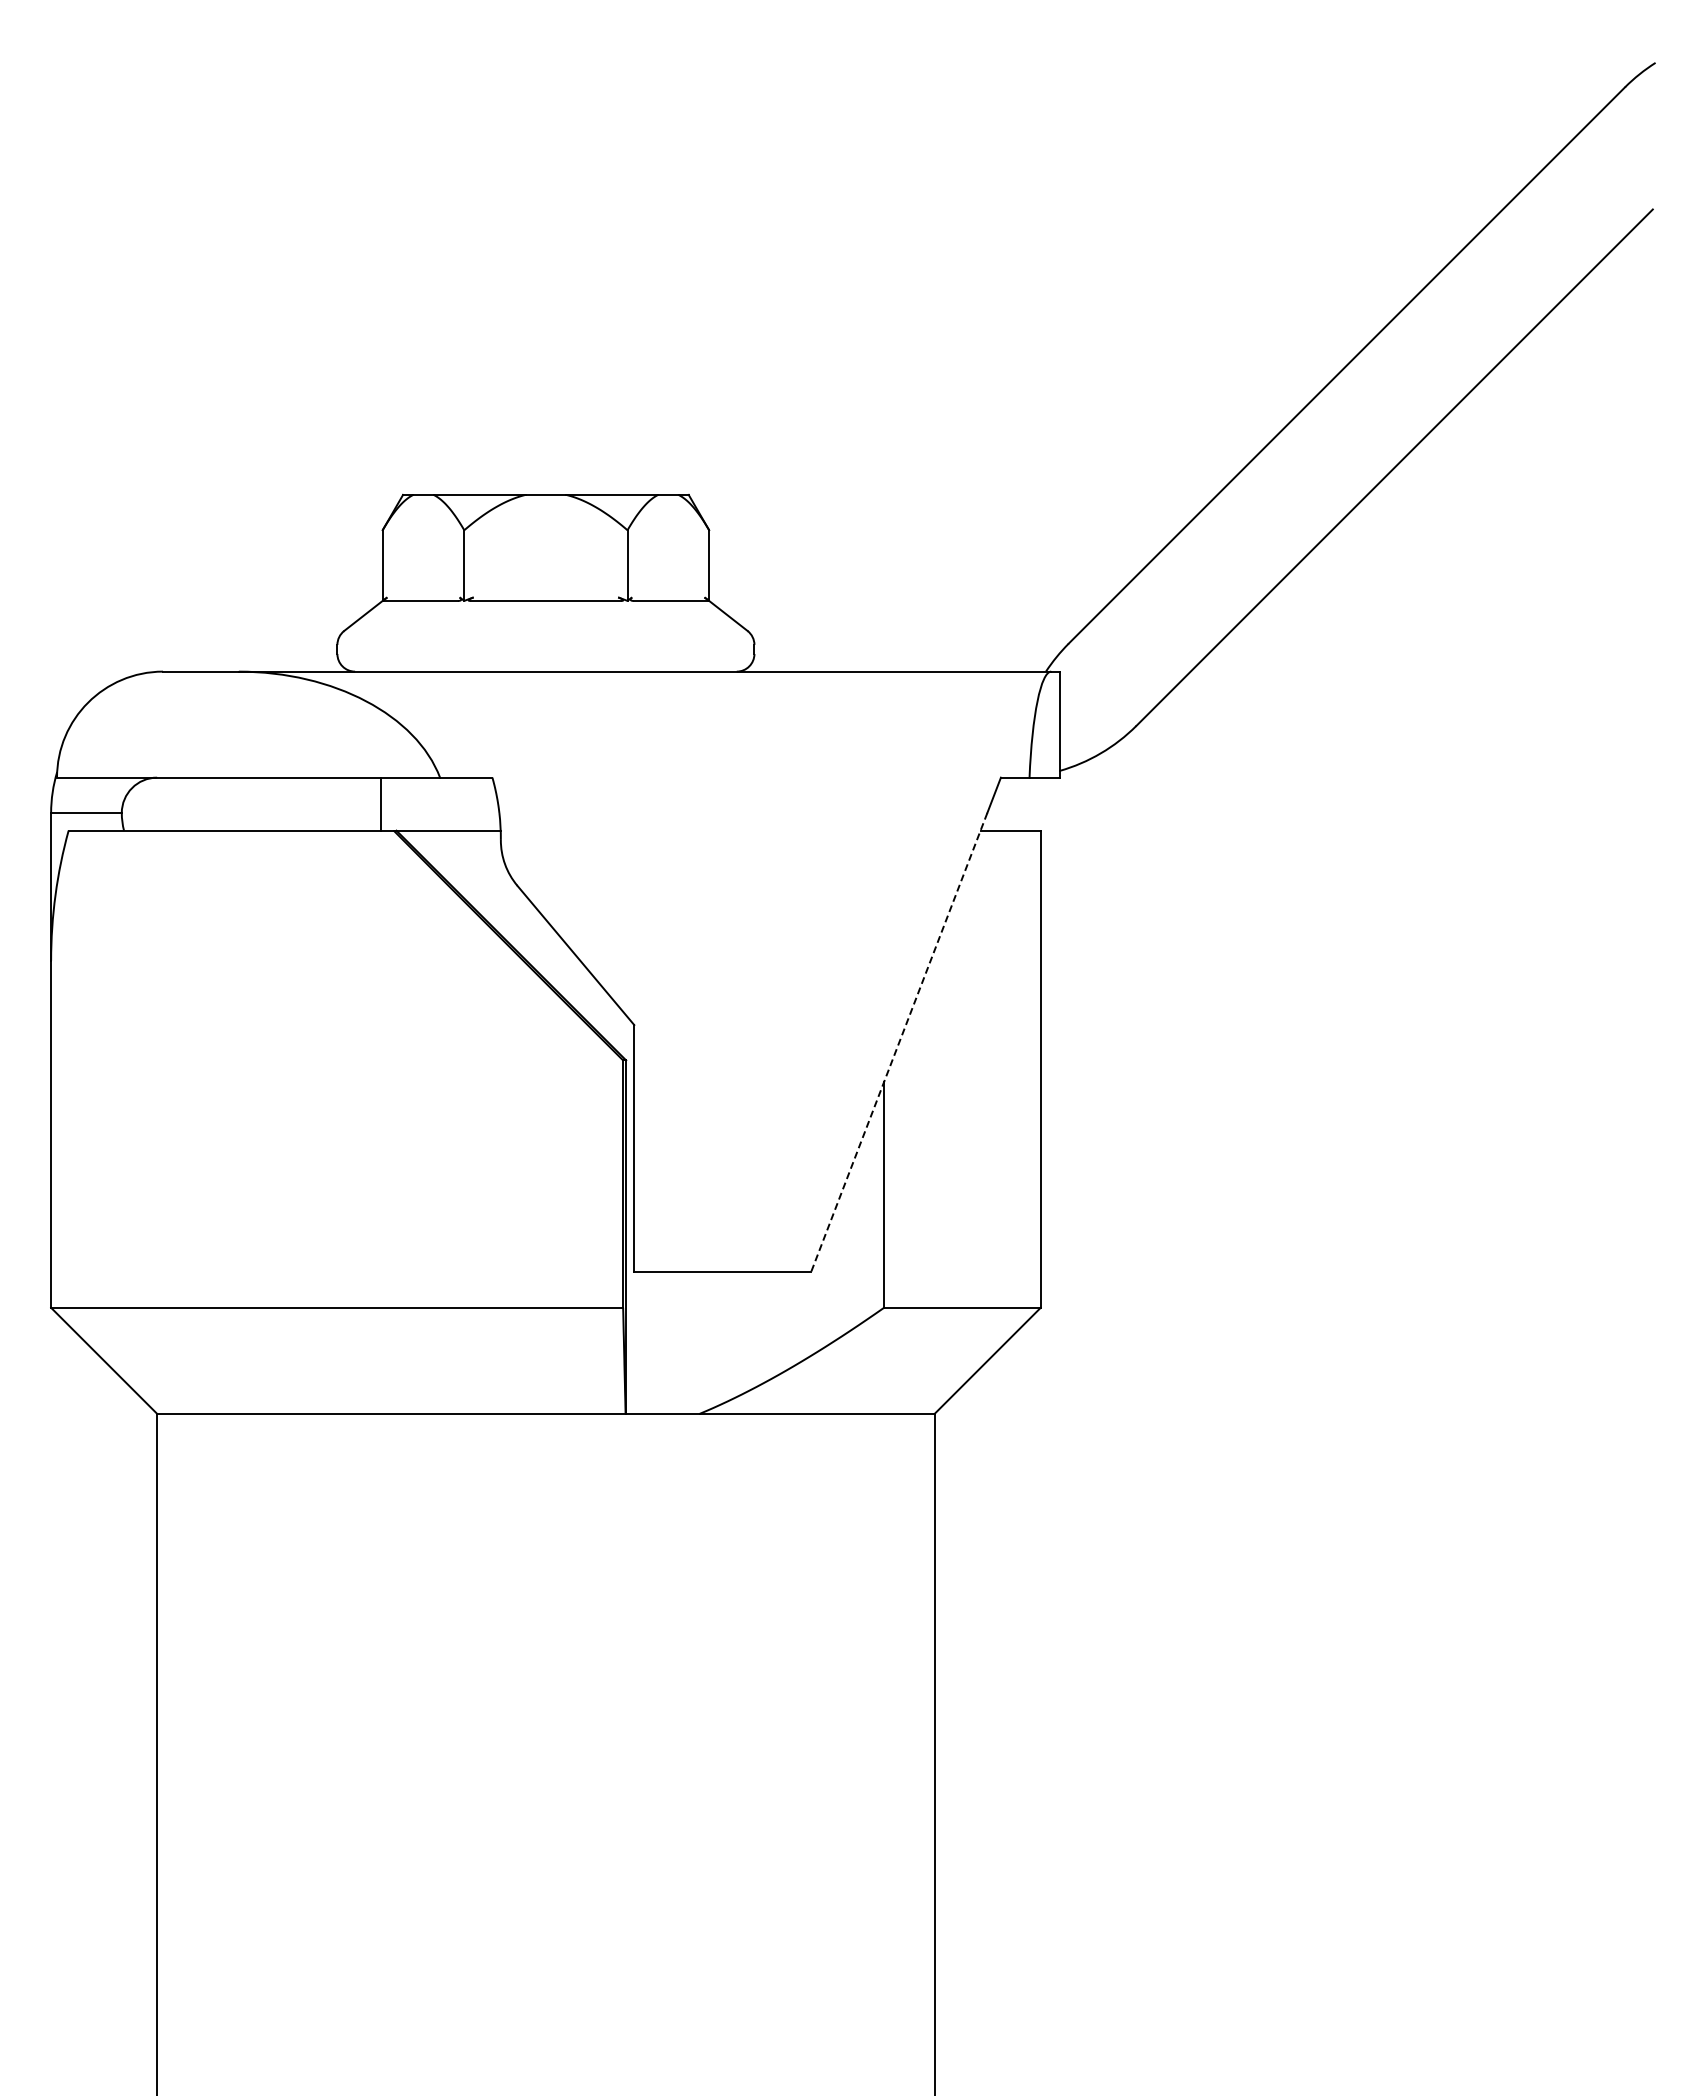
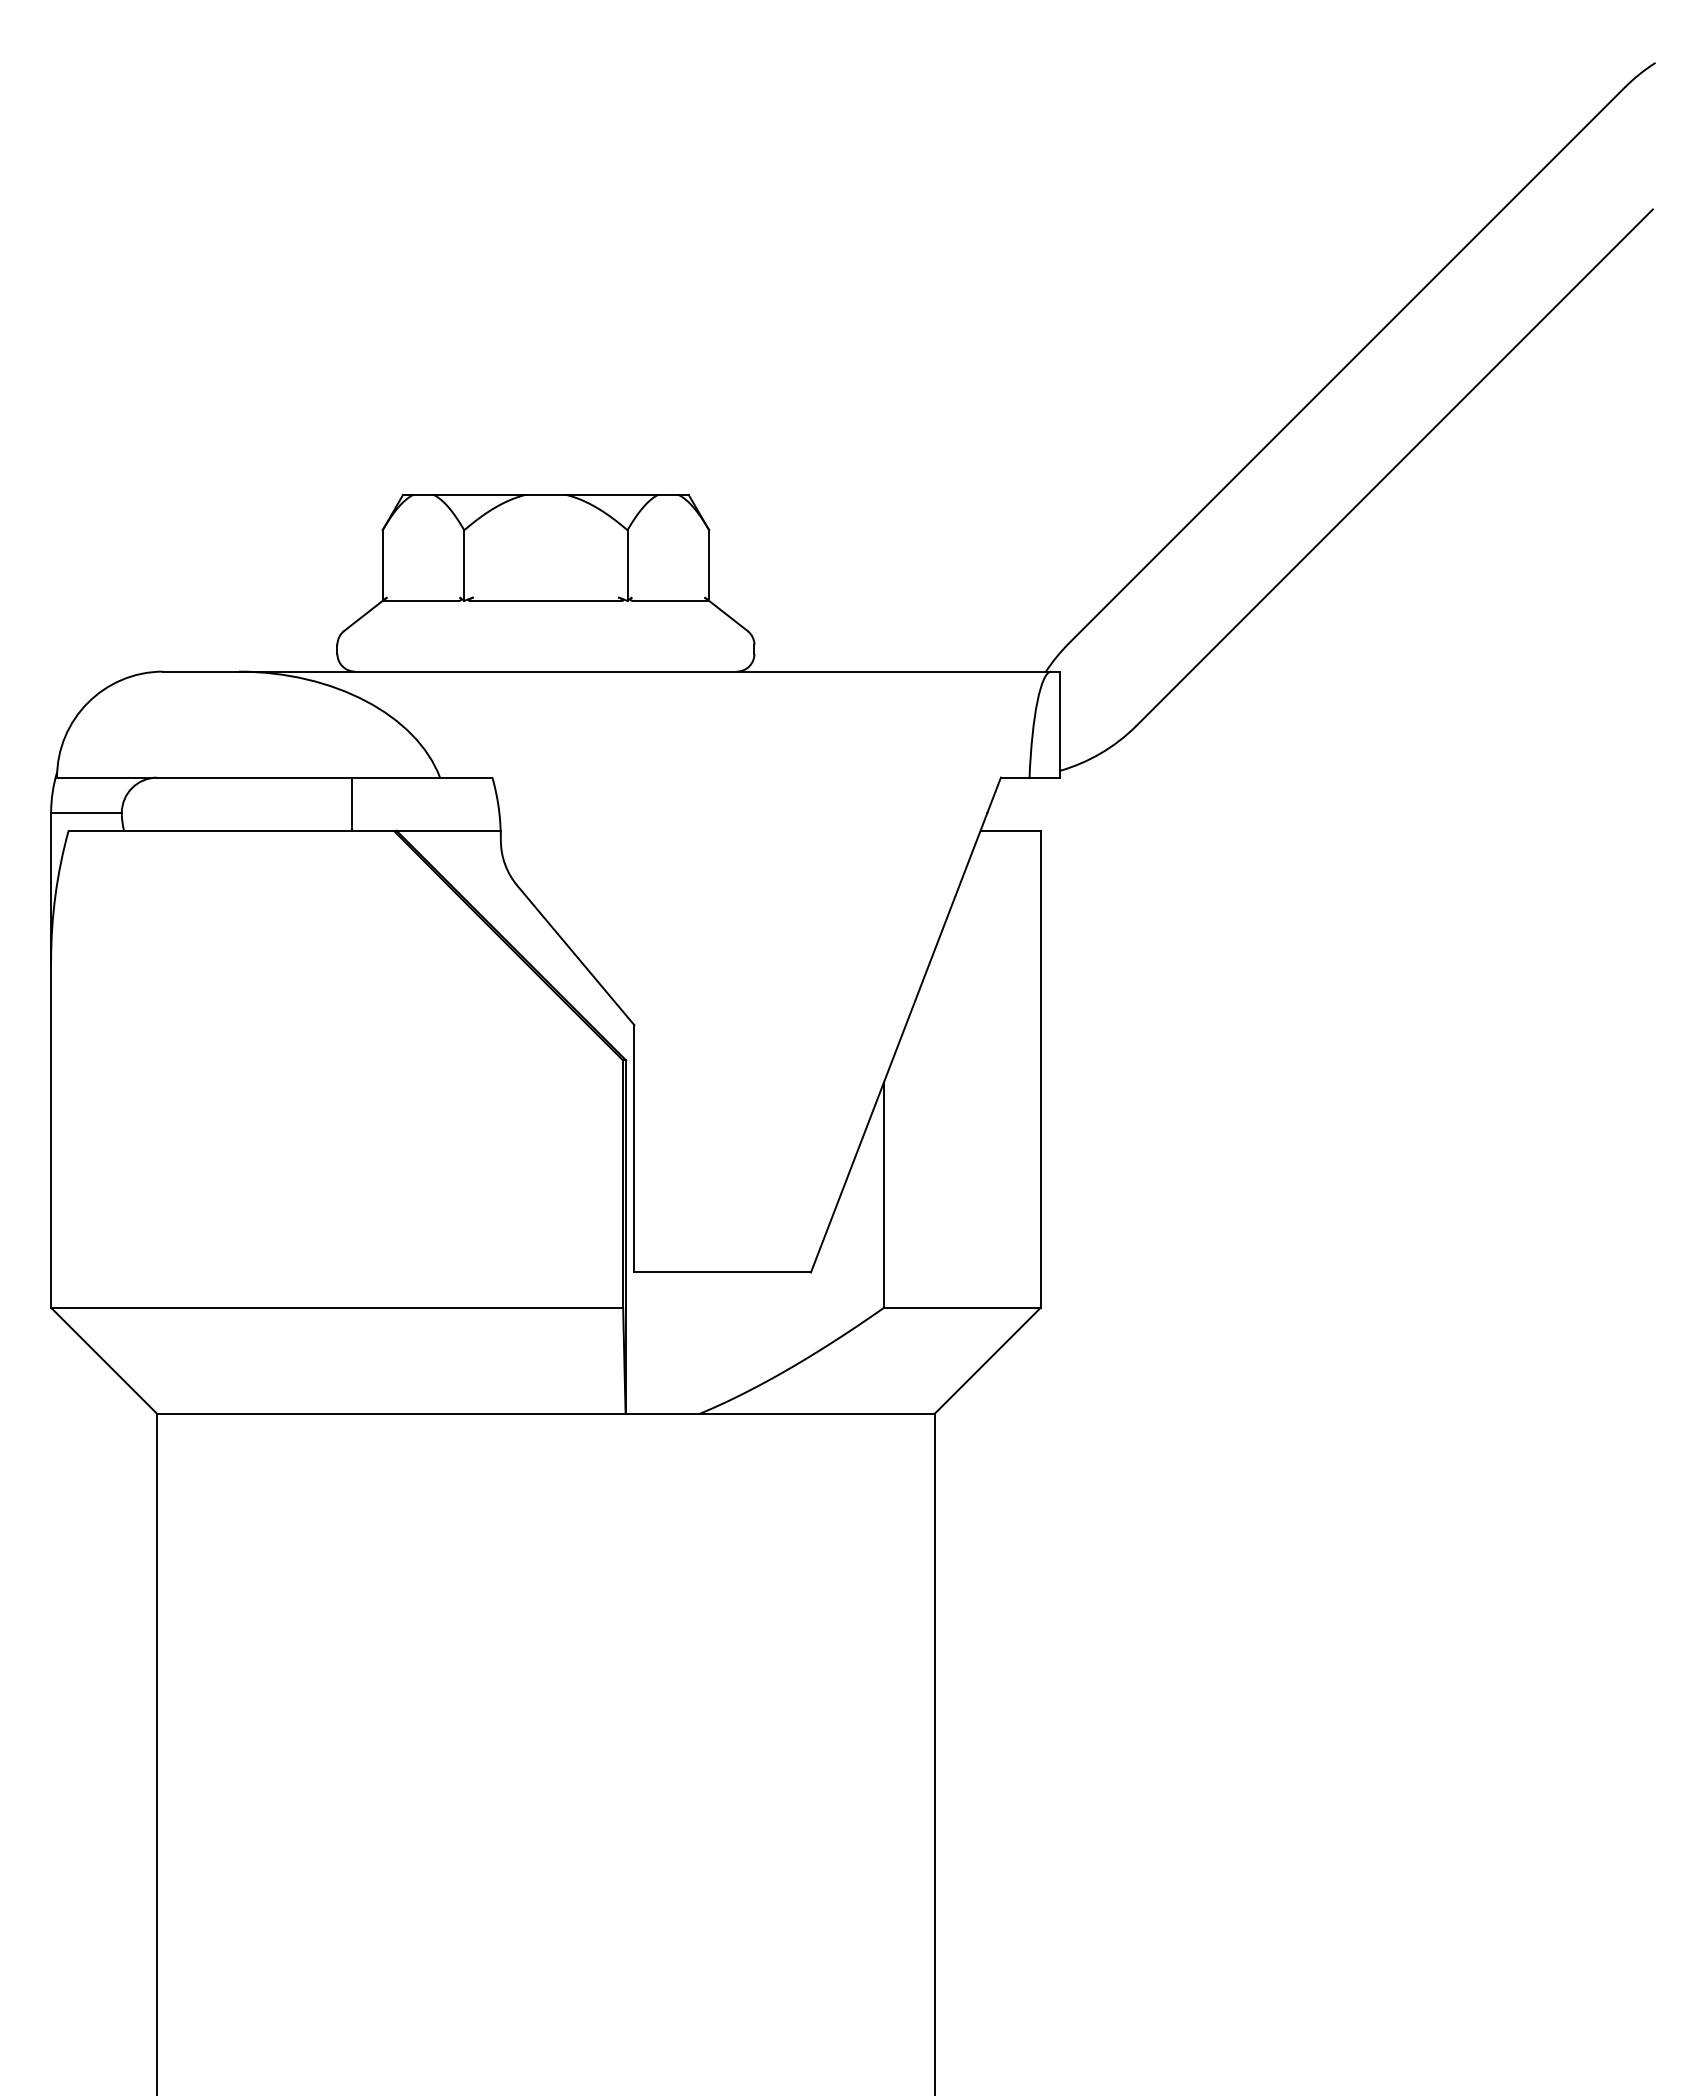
line position: (380, 803) -> (351, 803) (351, 803)
line: dashed -> solid (899, 1043)
